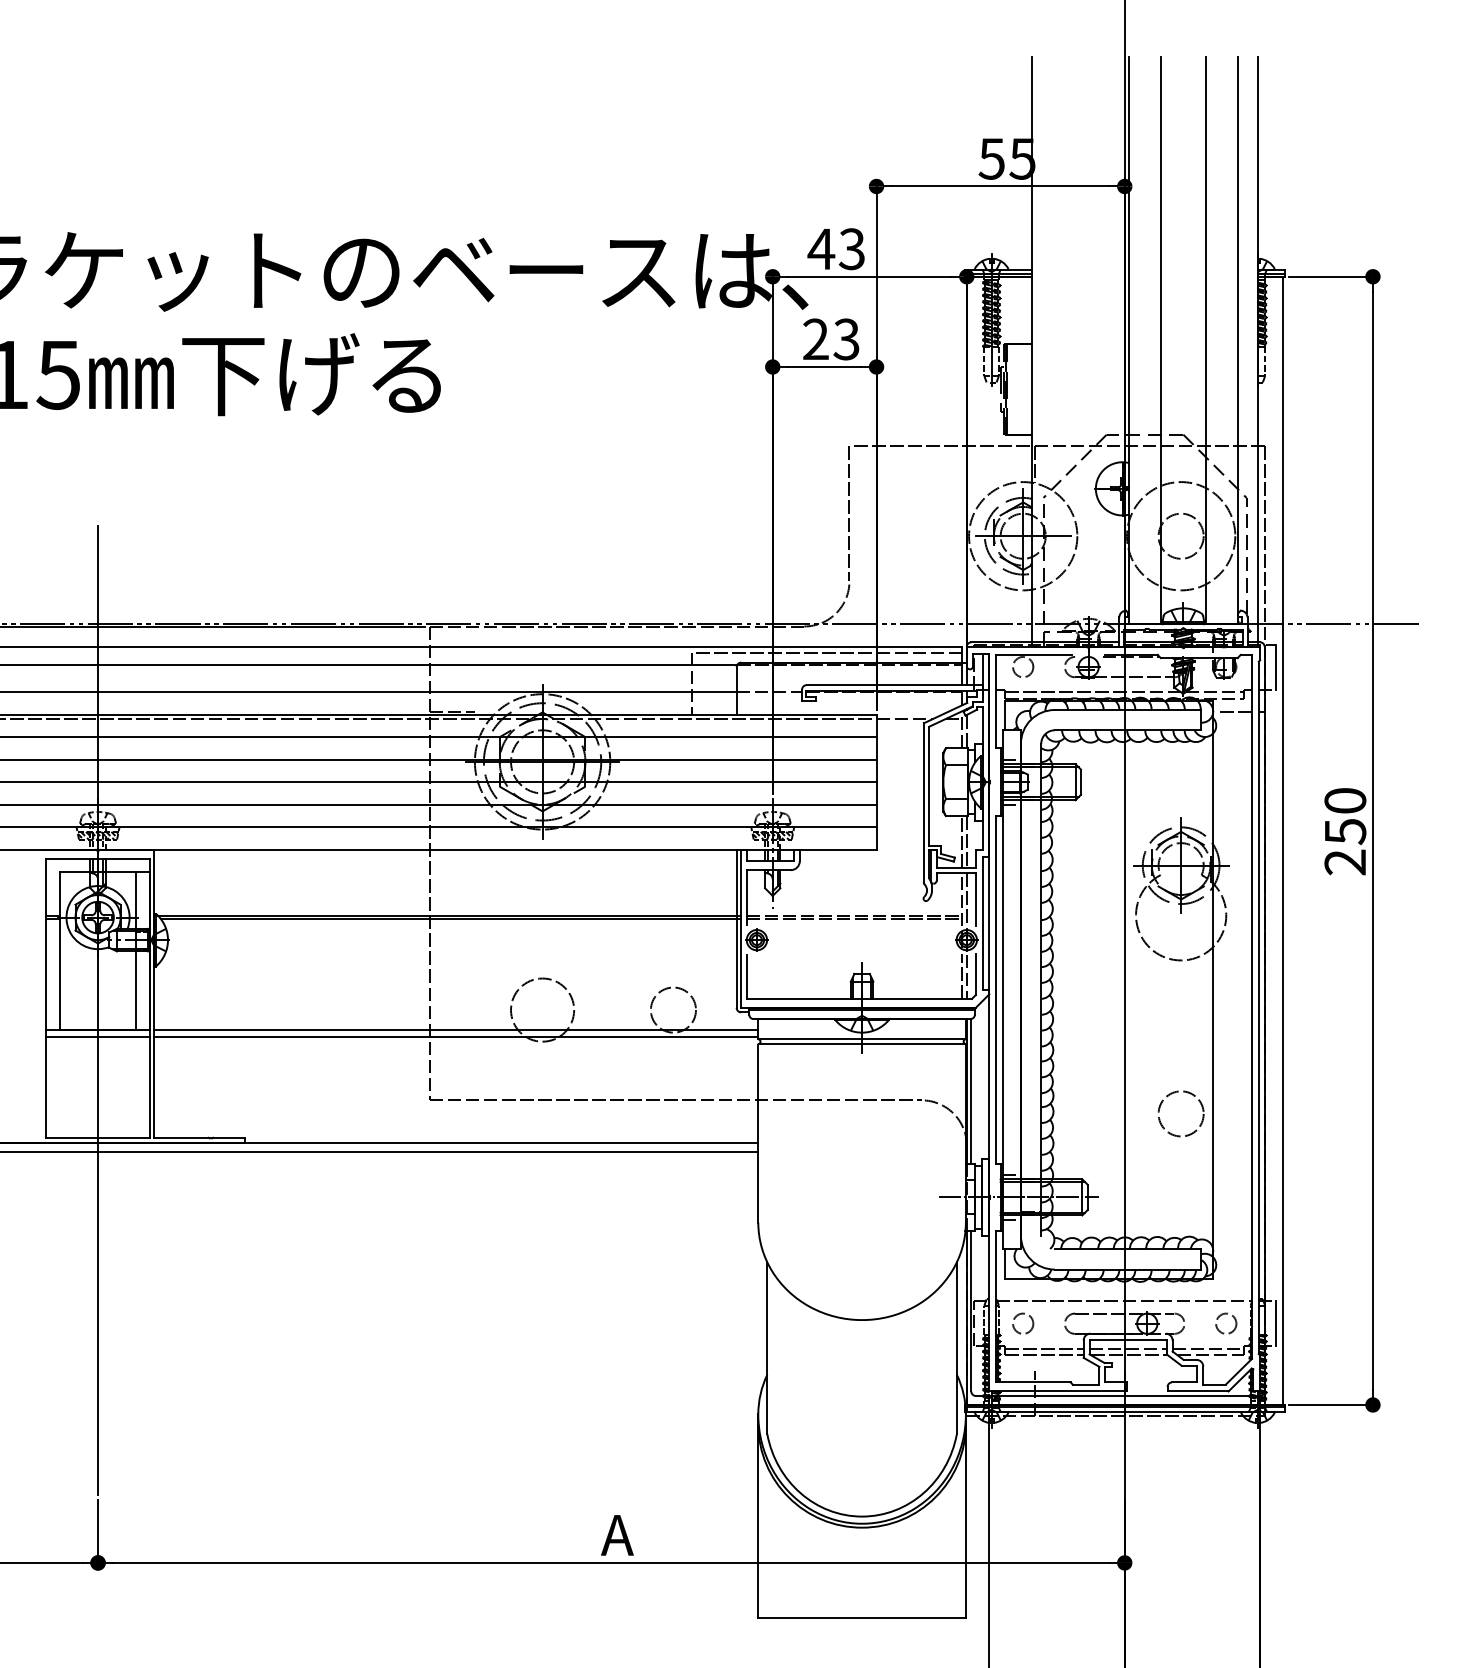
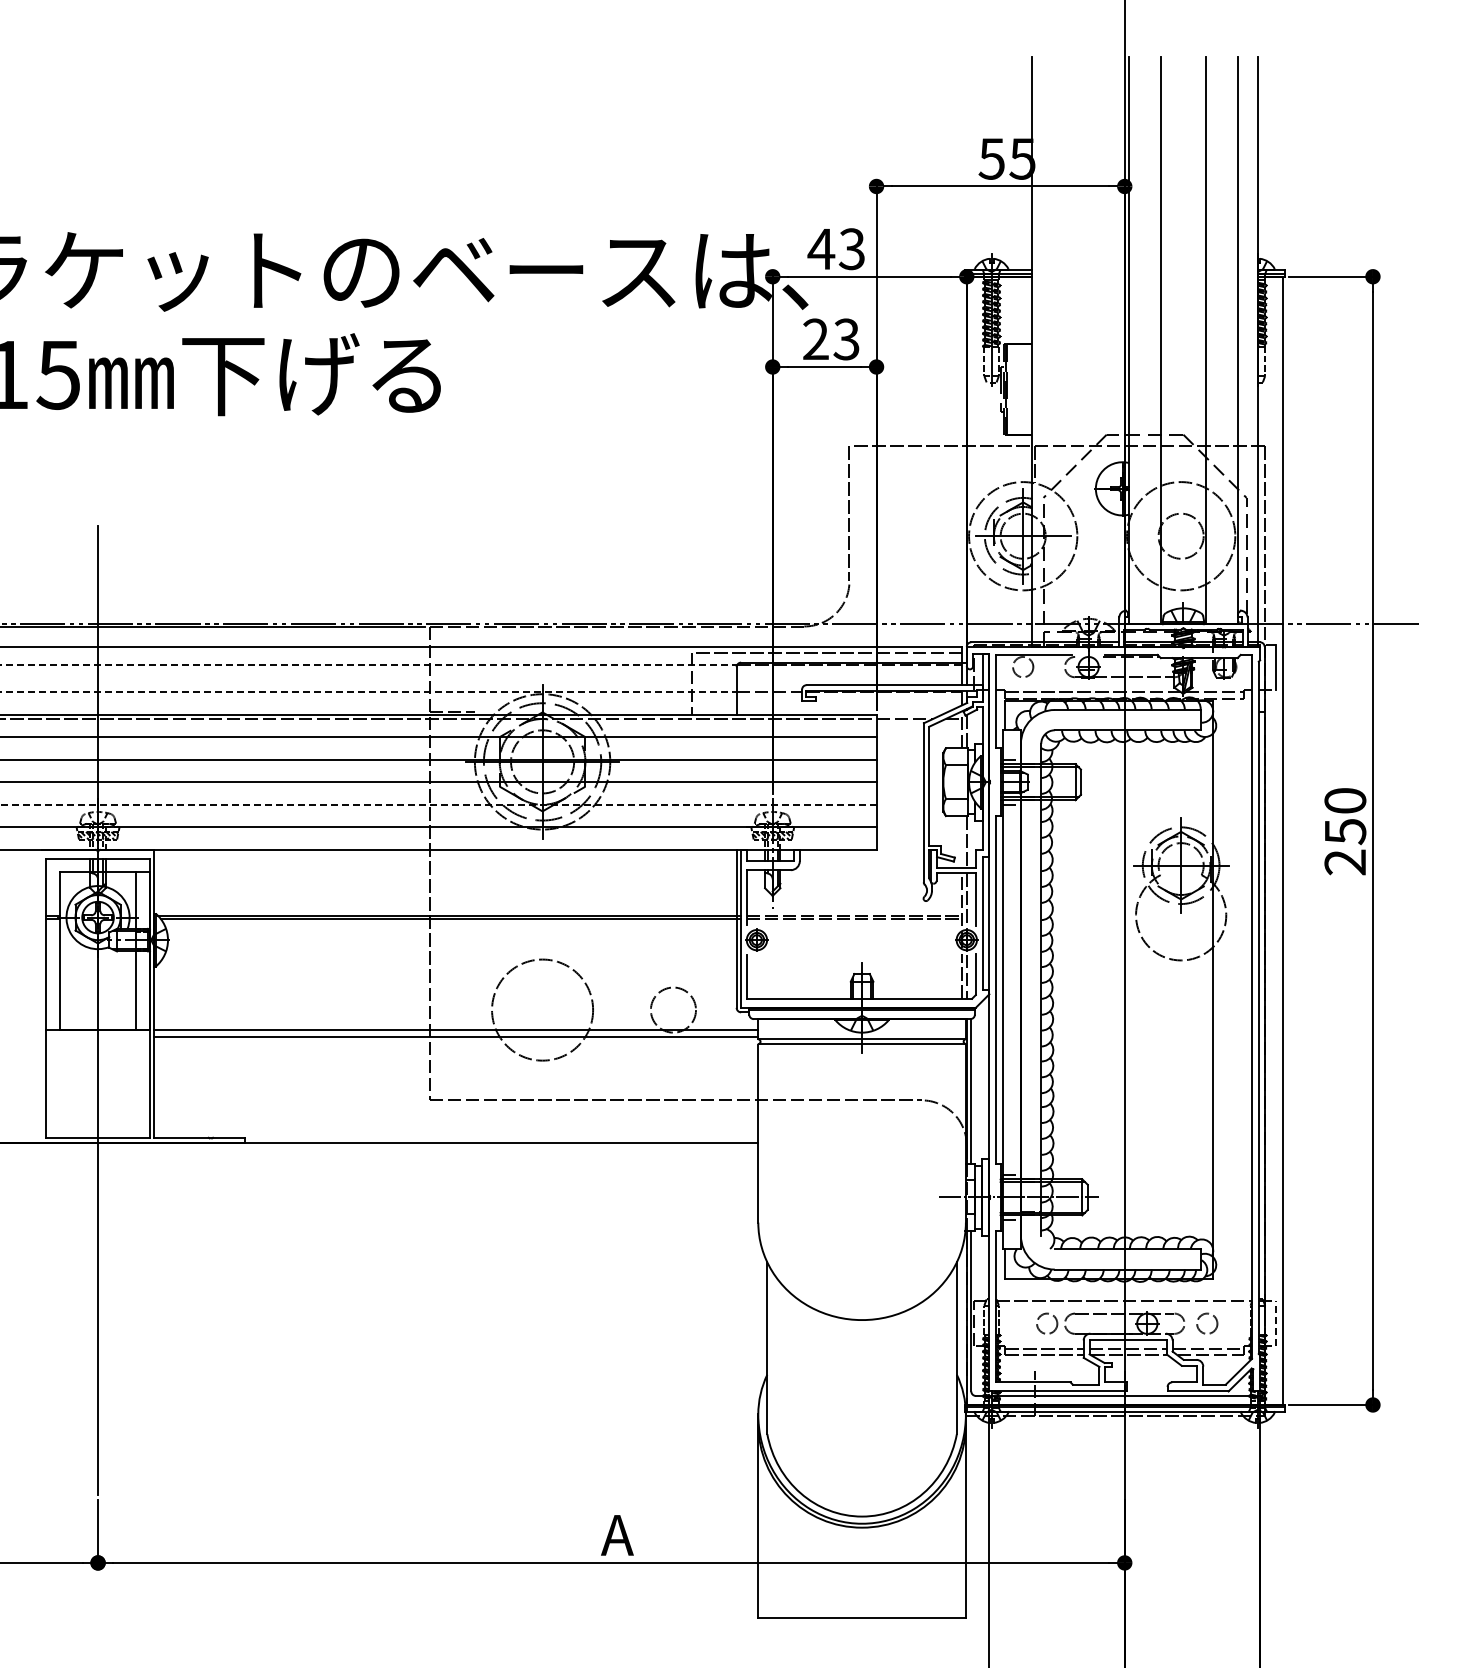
line: solid -> dashed (369, 664)
line: solid -> dashed (368, 691)
line: present -> none (1235, 712)
line: solid -> dashed (438, 804)
line: present -> none (962, 841)
circle diameter: 63 px -> 101 px (542, 1009)
line: present -> none (97, 1037)
circle: present -> none (1180, 1113)
line: present -> none (380, 1152)
circle position: (1023, 1323) -> (1047, 1323) (1047, 1323)
circle position: (1226, 1323) -> (1207, 1323) (1207, 1323)
line: solid -> dashed (1275, 1323)
